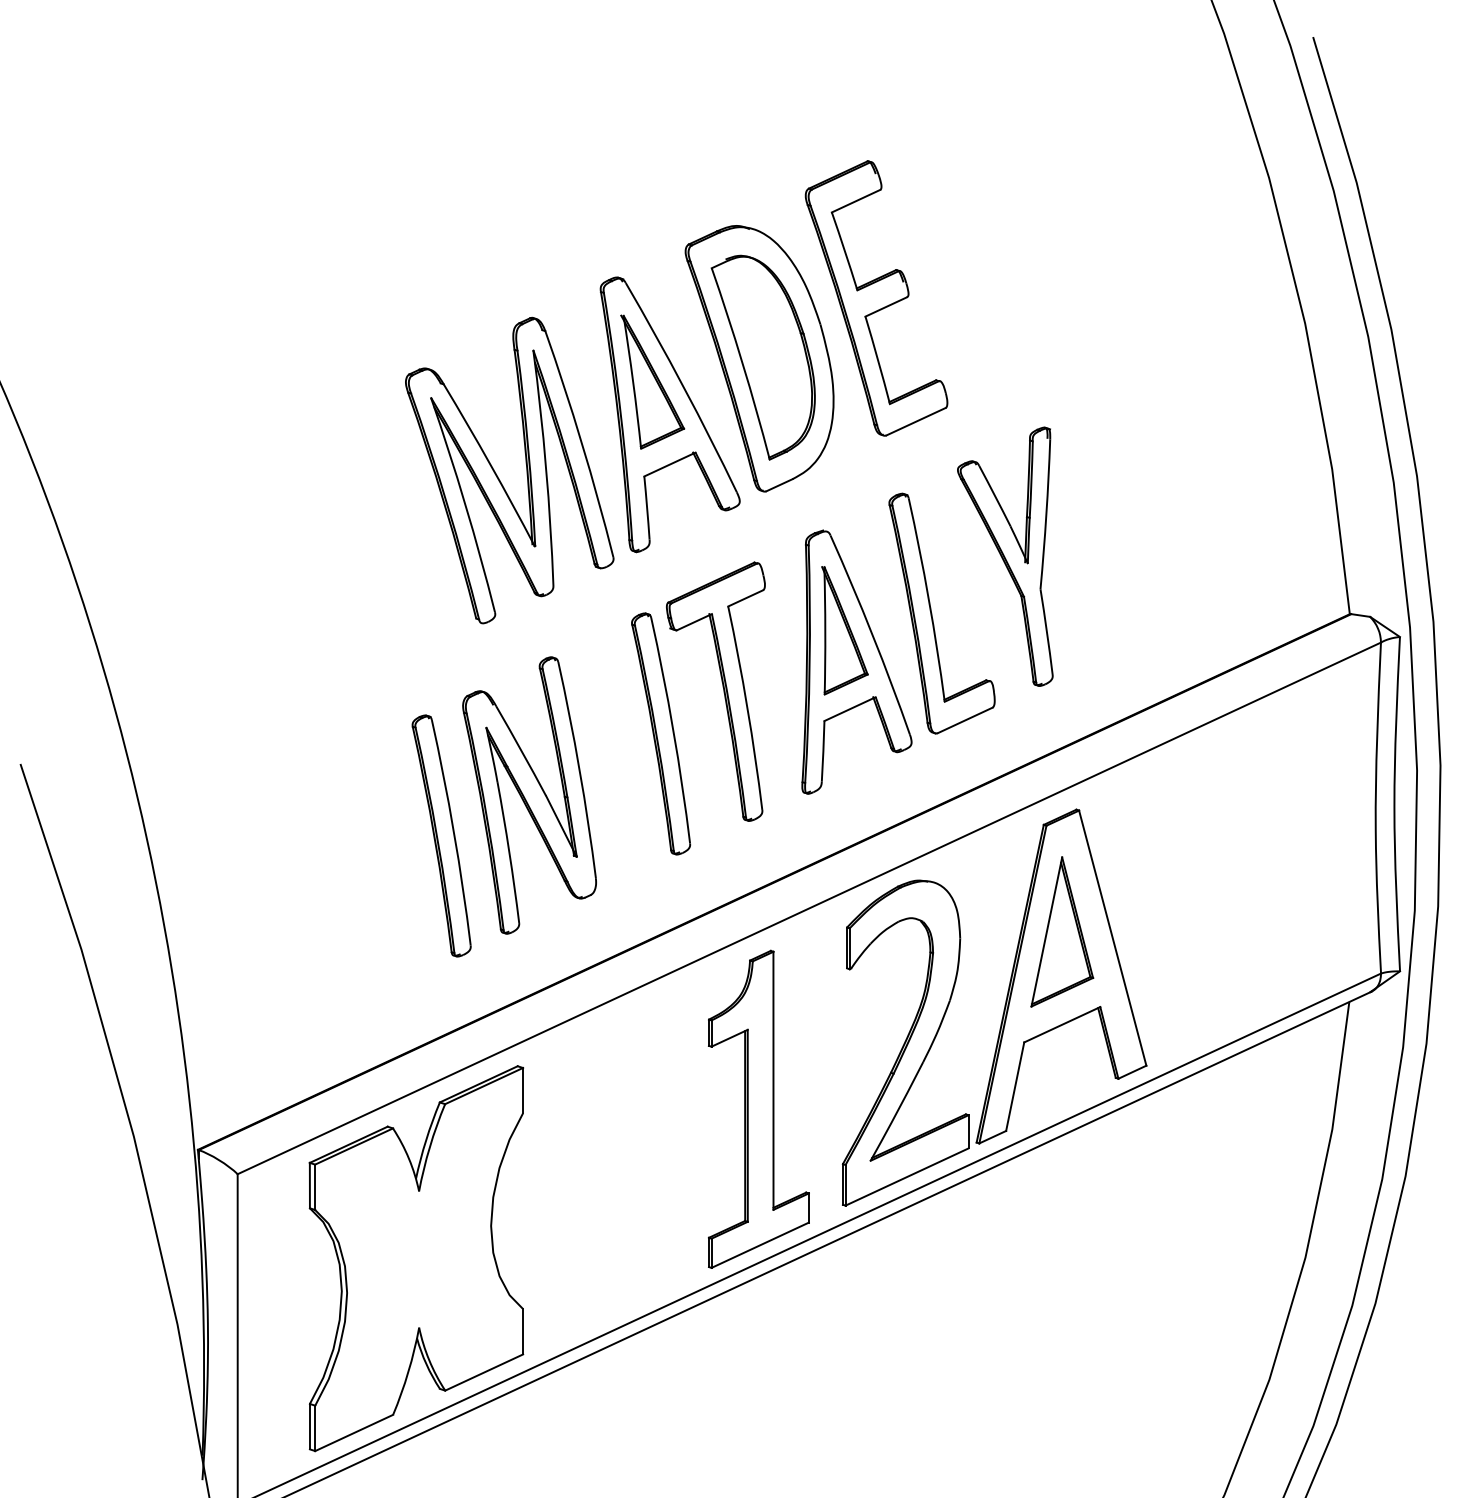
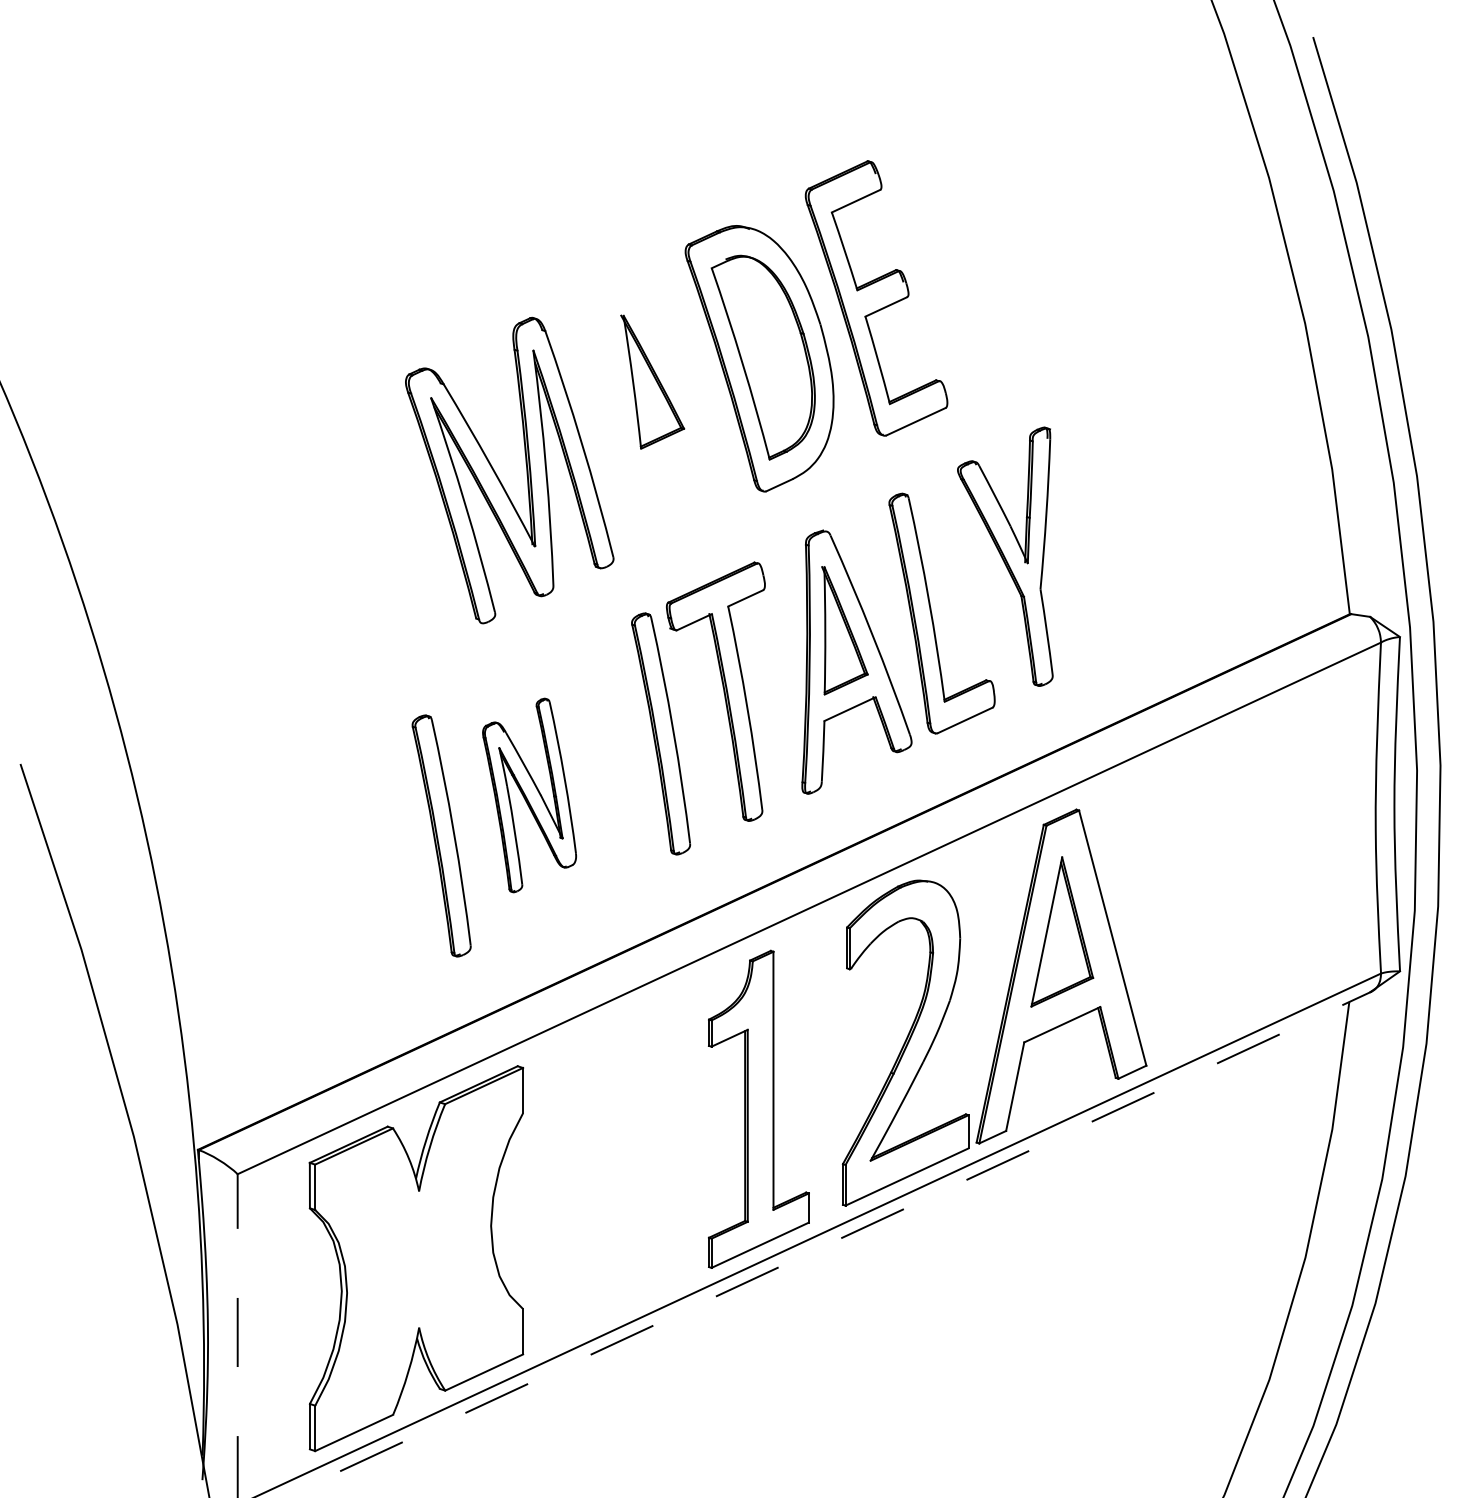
part: present -> none (669, 414)
part size: 135x279 px -> 95x197 px (529, 795)
line: solid -> dashed (827, 1244)
line: solid -> dashed (237, 1335)
